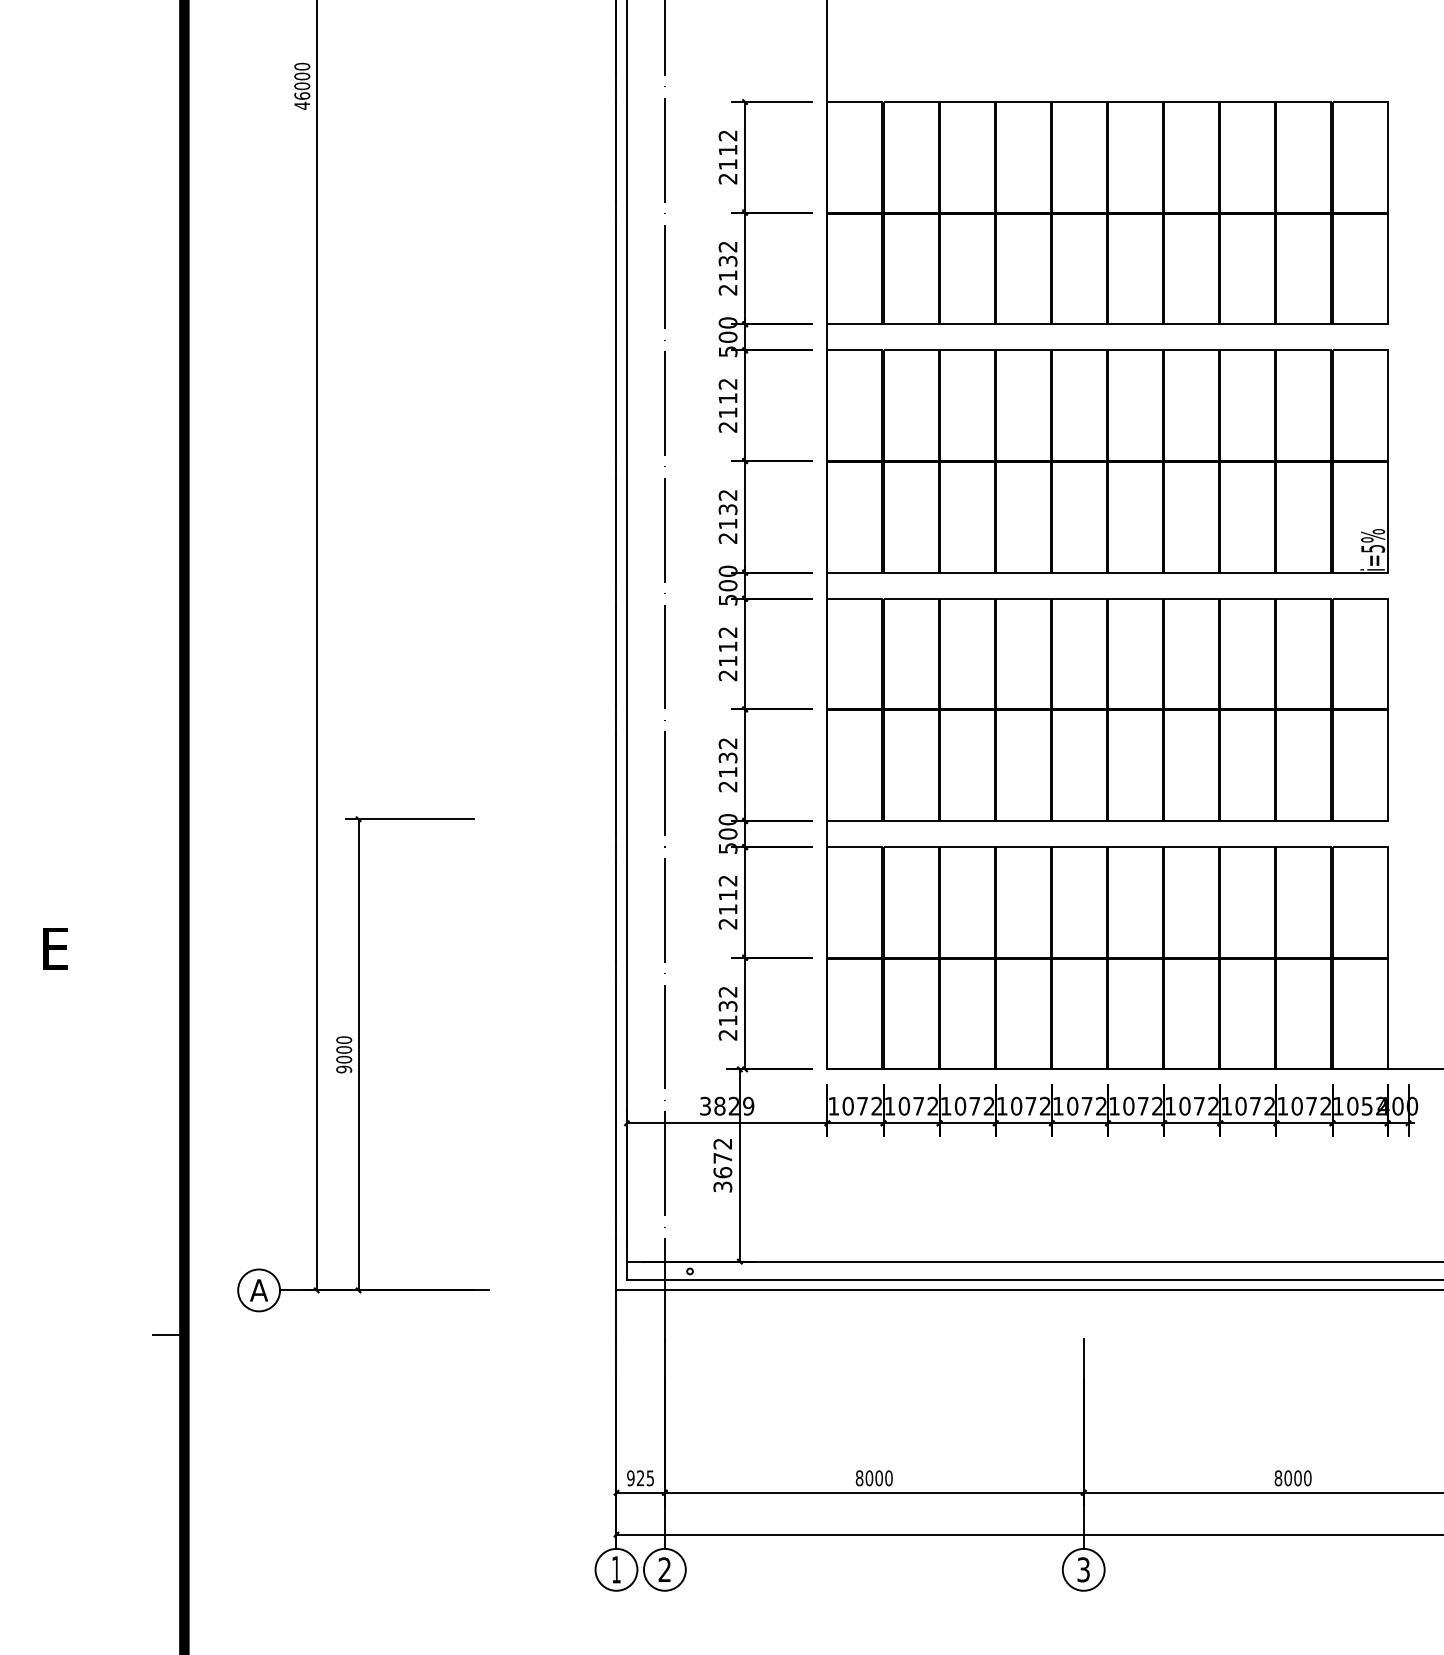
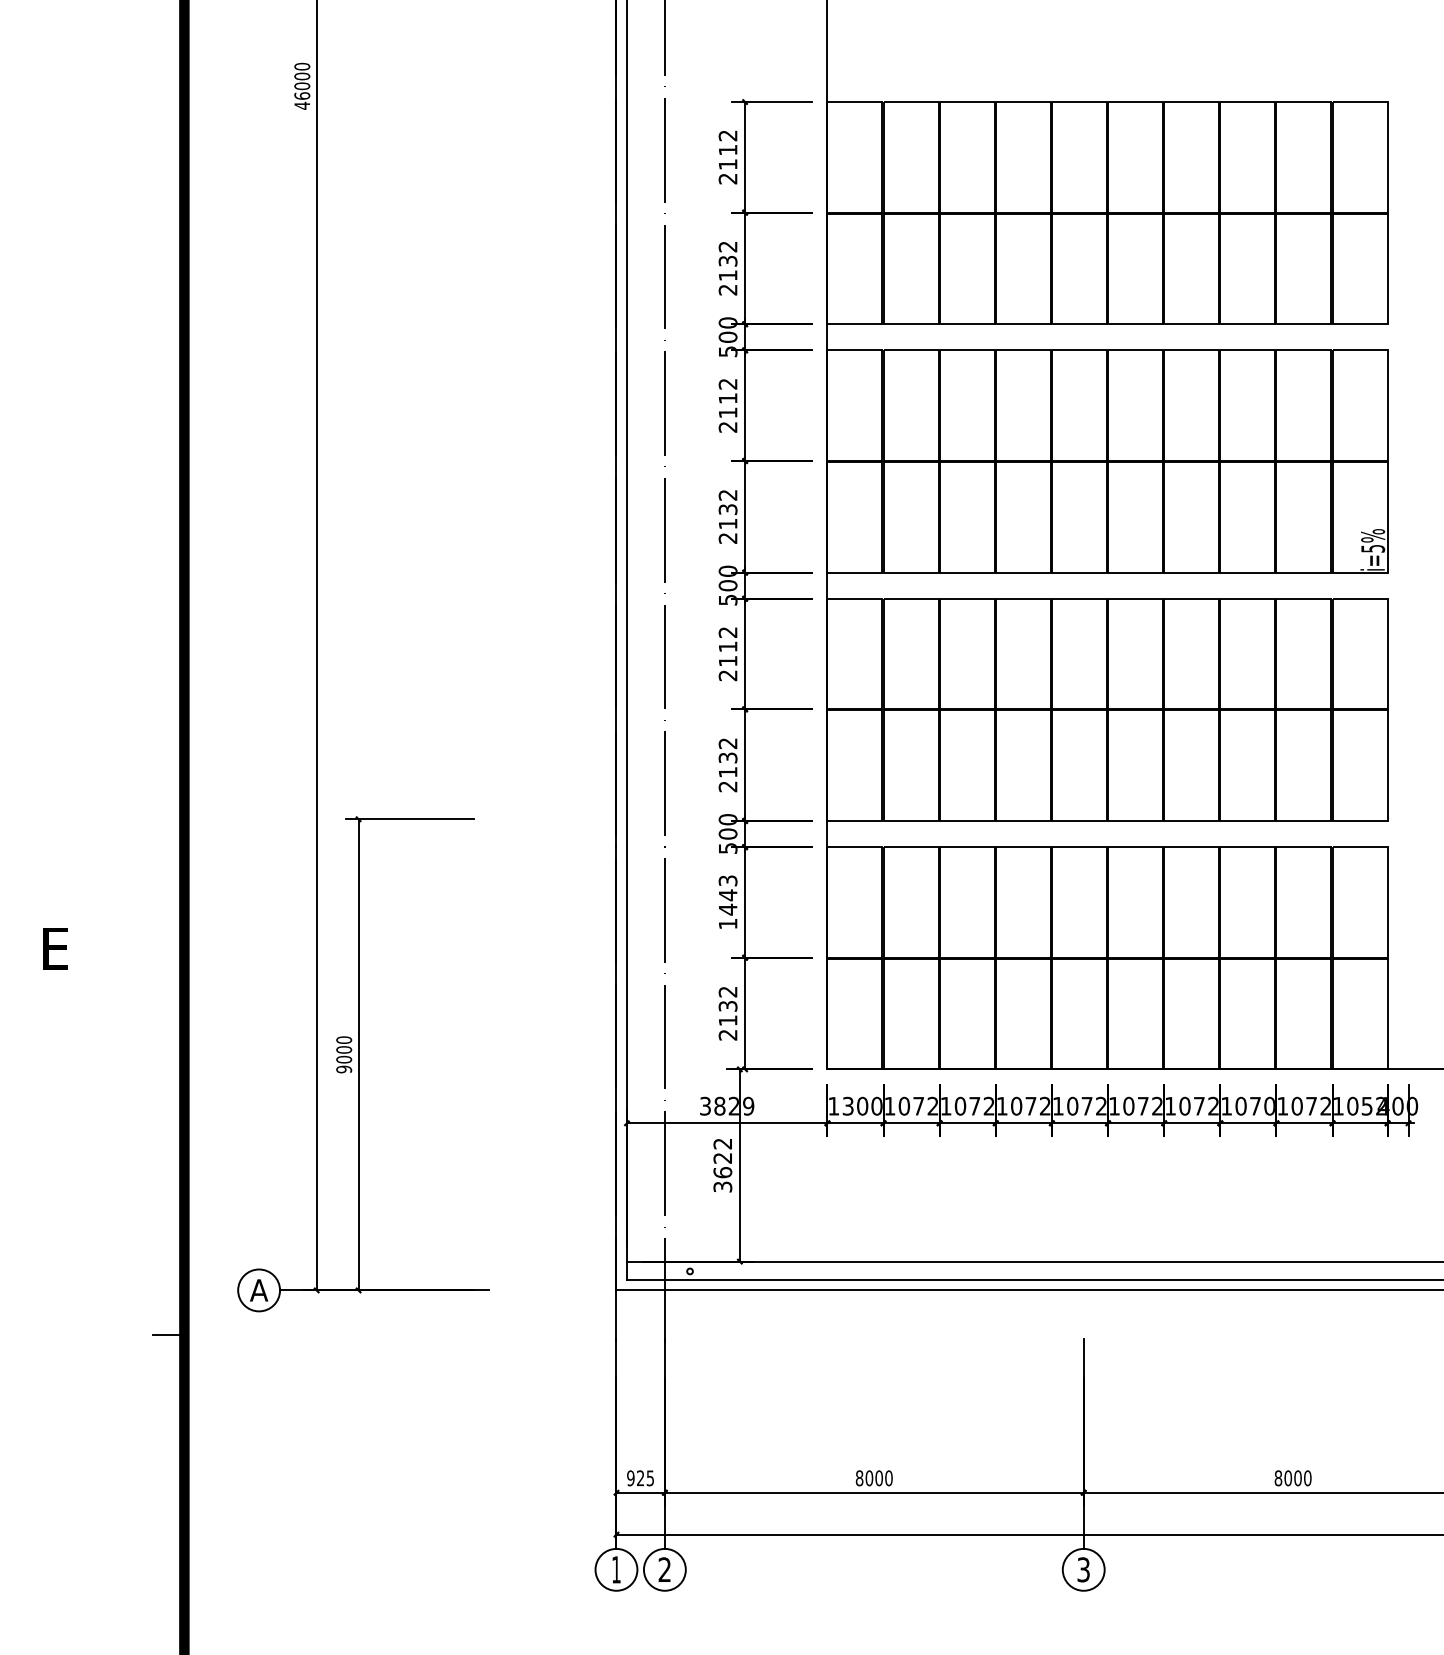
text: 2112 -> 1443 (727, 902)
text: 1072 -> 1300 (862, 1105)
text: 1072 -> 1070 (1269, 1105)
text: 3672 -> 3622 (722, 1158)
